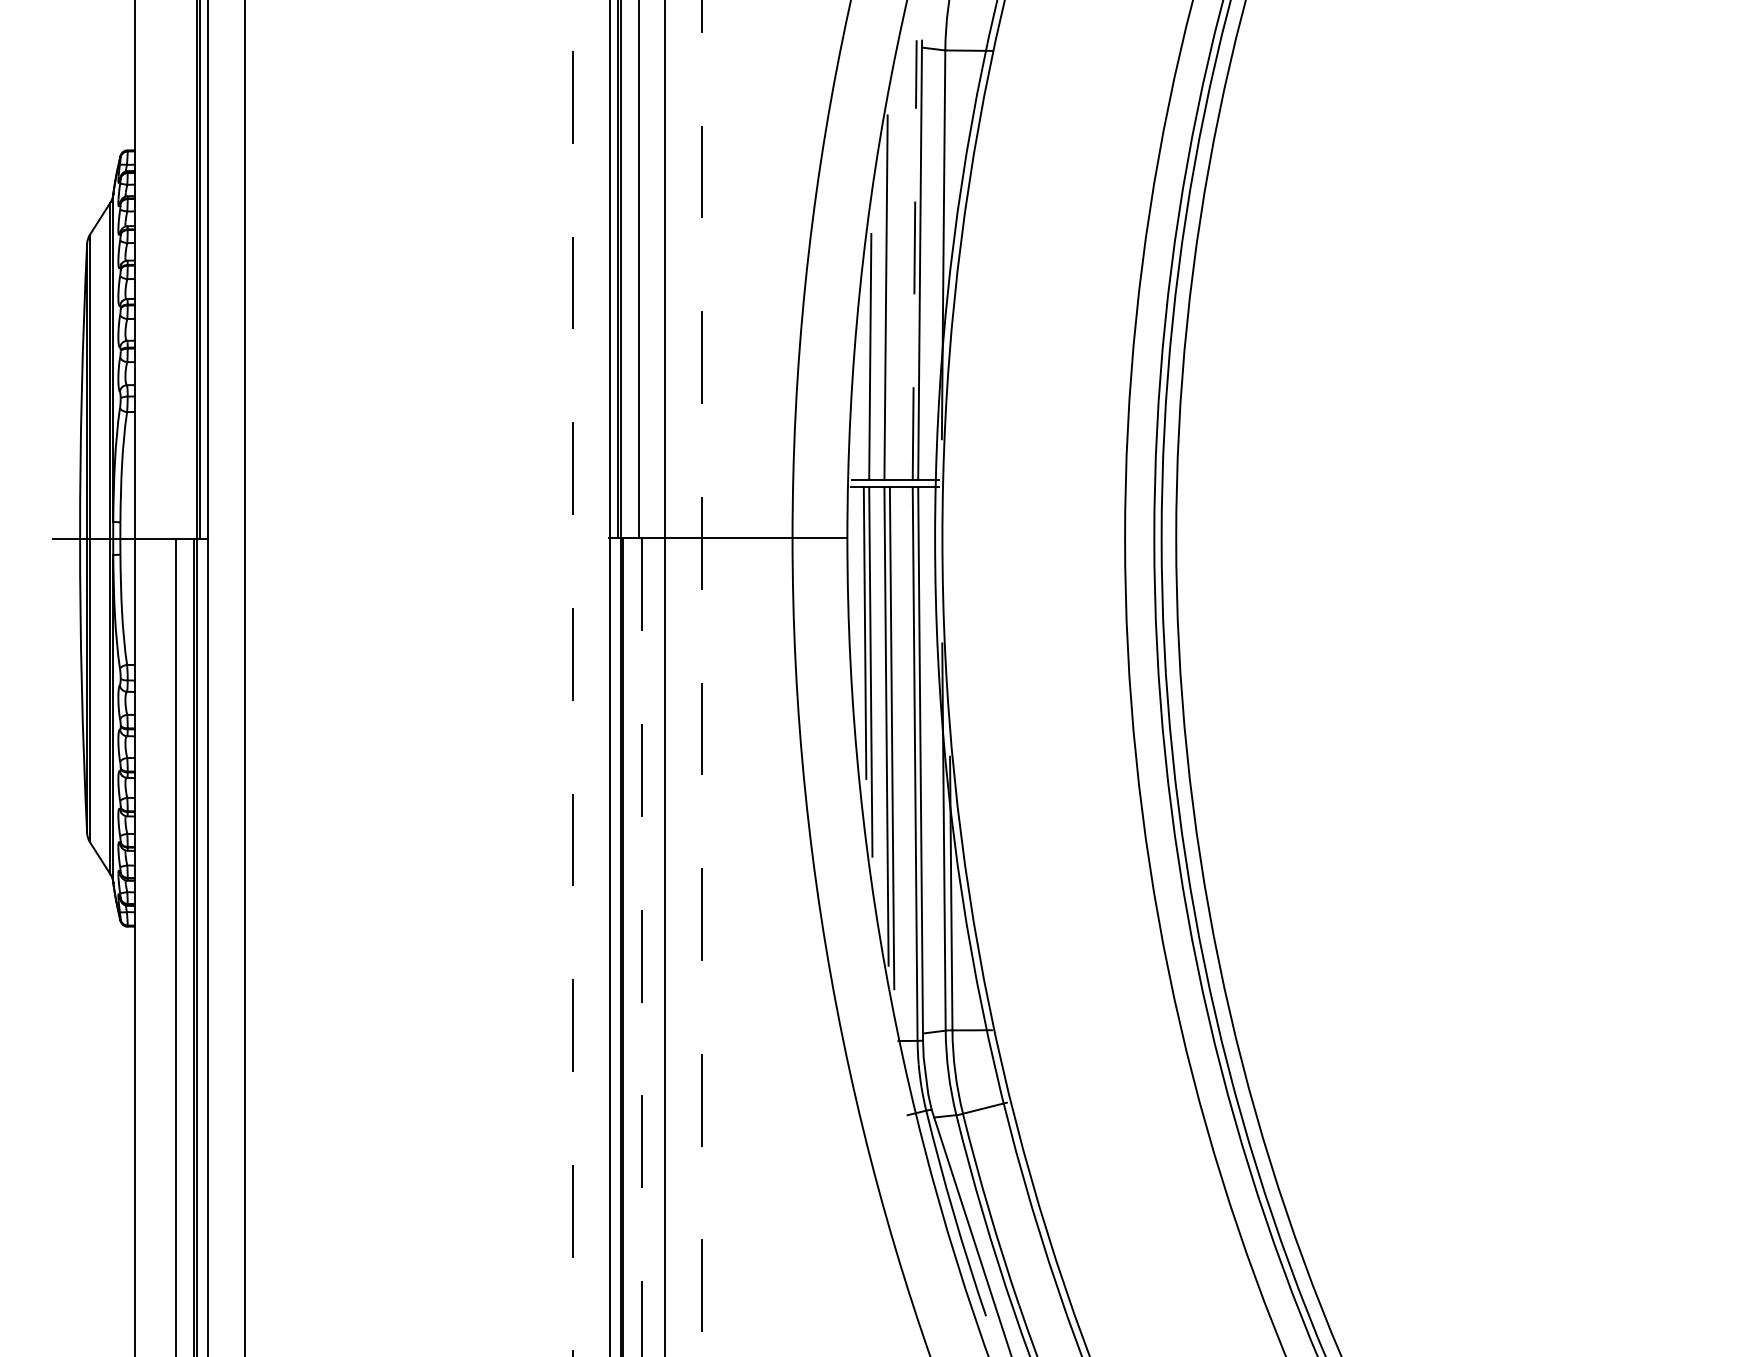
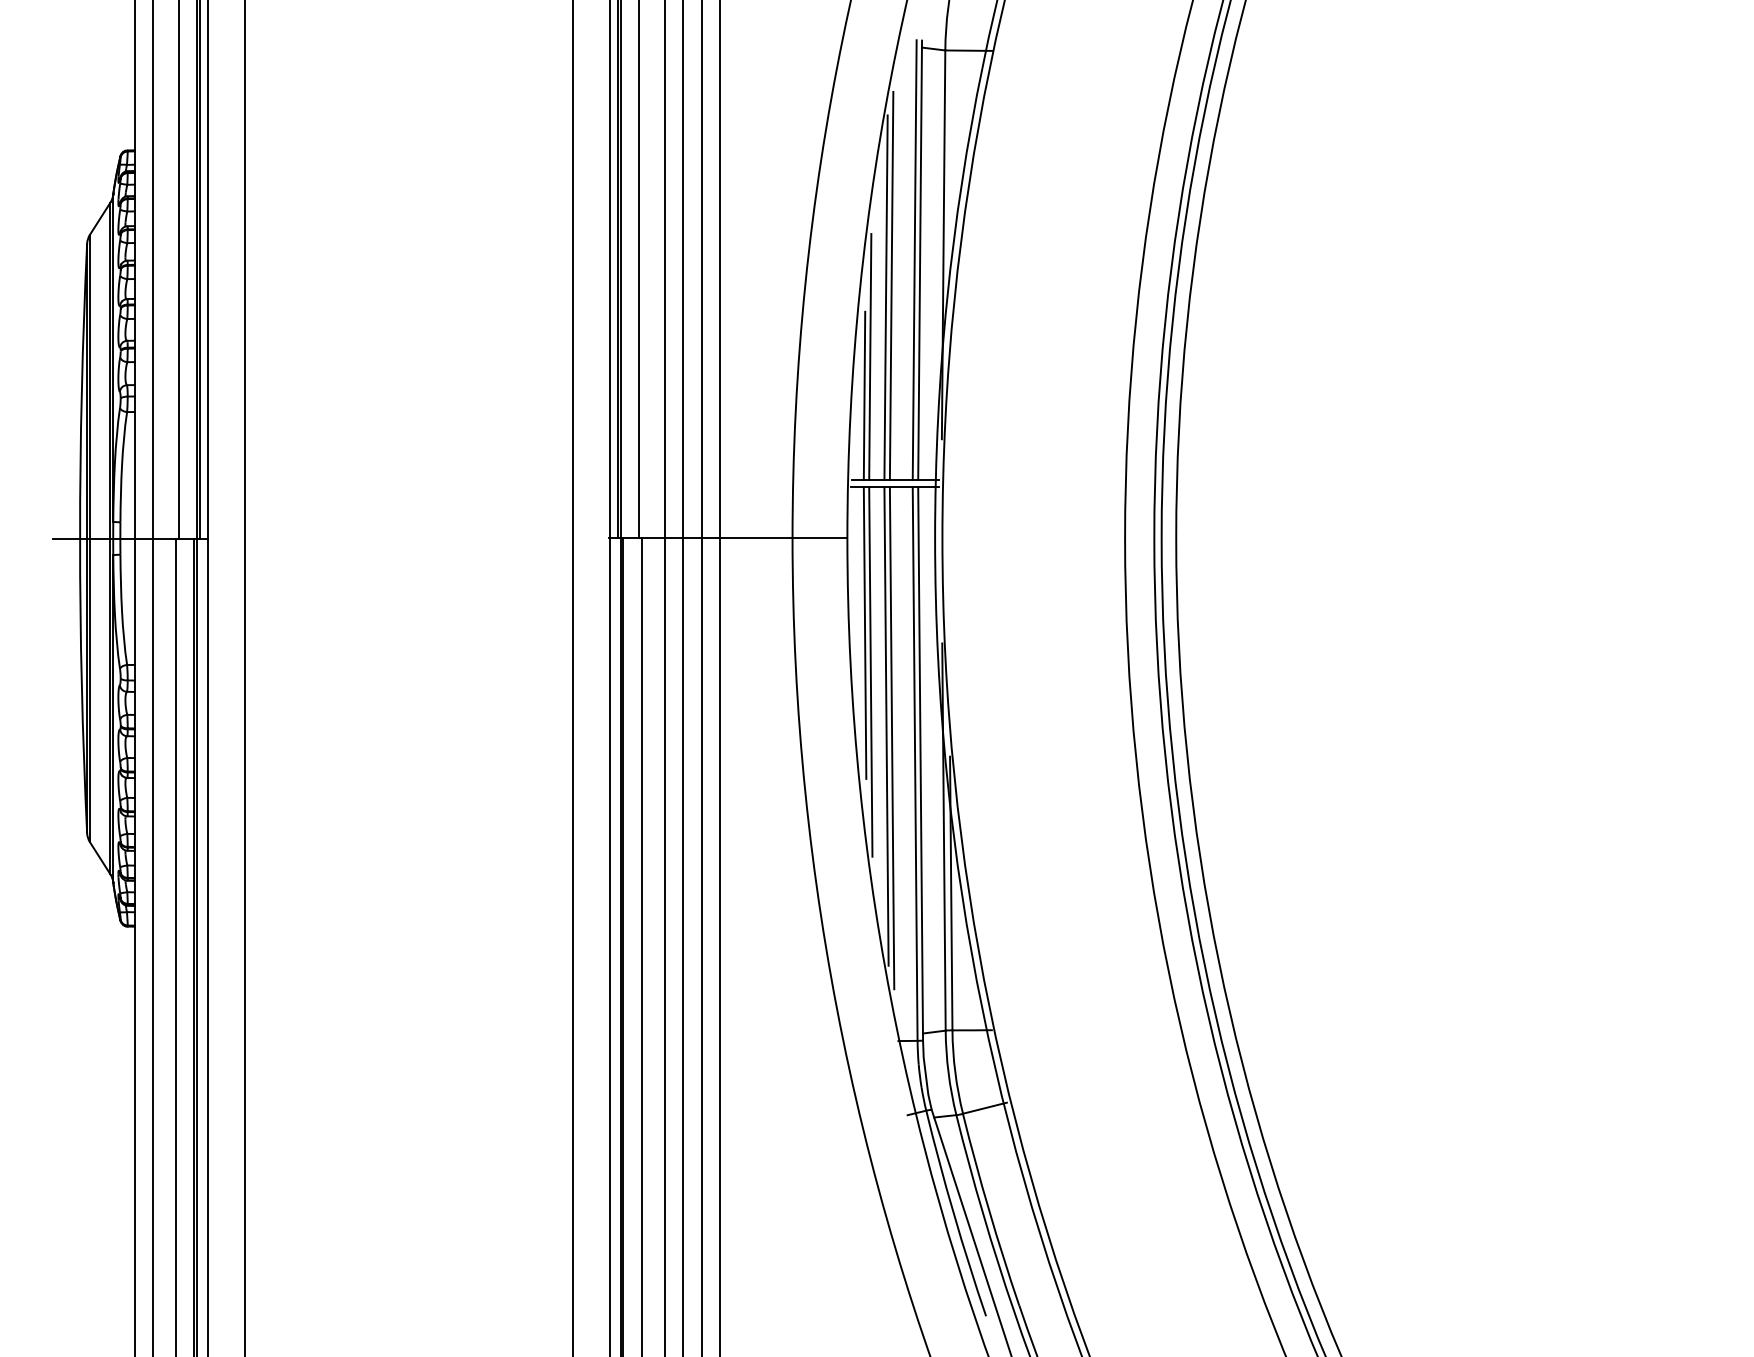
line: dashed -> solid (914, 260)
line: none -> present (179, 270)
line: none -> present (891, 285)
line: none -> present (864, 395)
line: none -> present (153, 677)
line: none -> present (683, 677)
line: none -> present (719, 677)
line: dashed -> solid (573, 678)
line: dashed -> solid (701, 678)
line: dashed -> solid (641, 948)
